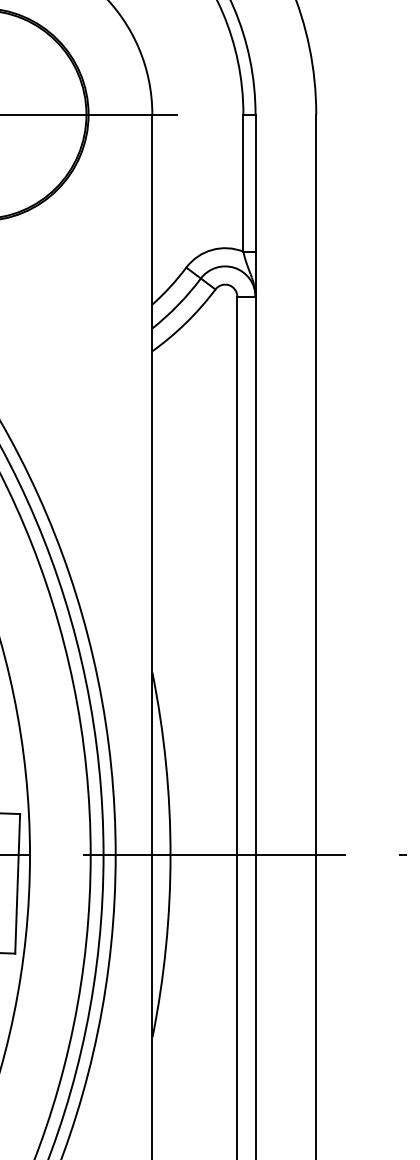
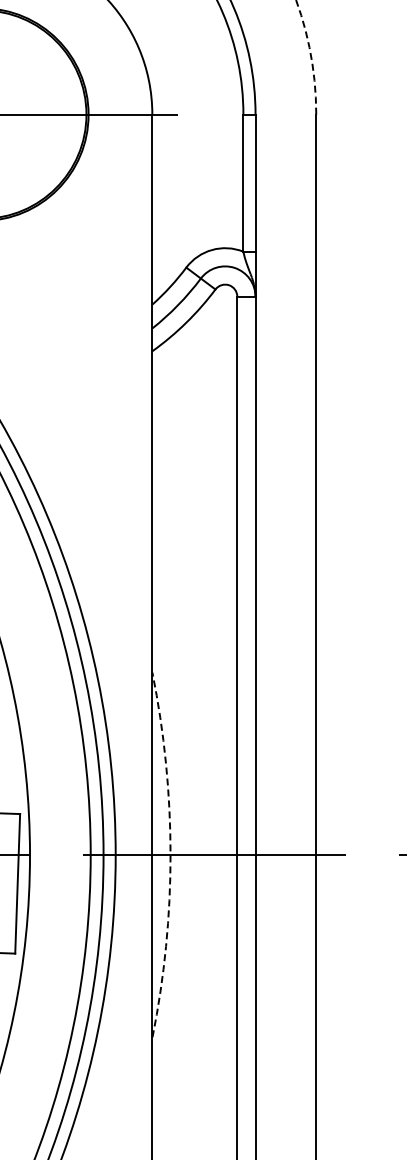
arc: solid -> dashed (311, 57)
arc: solid -> dashed (170, 854)
